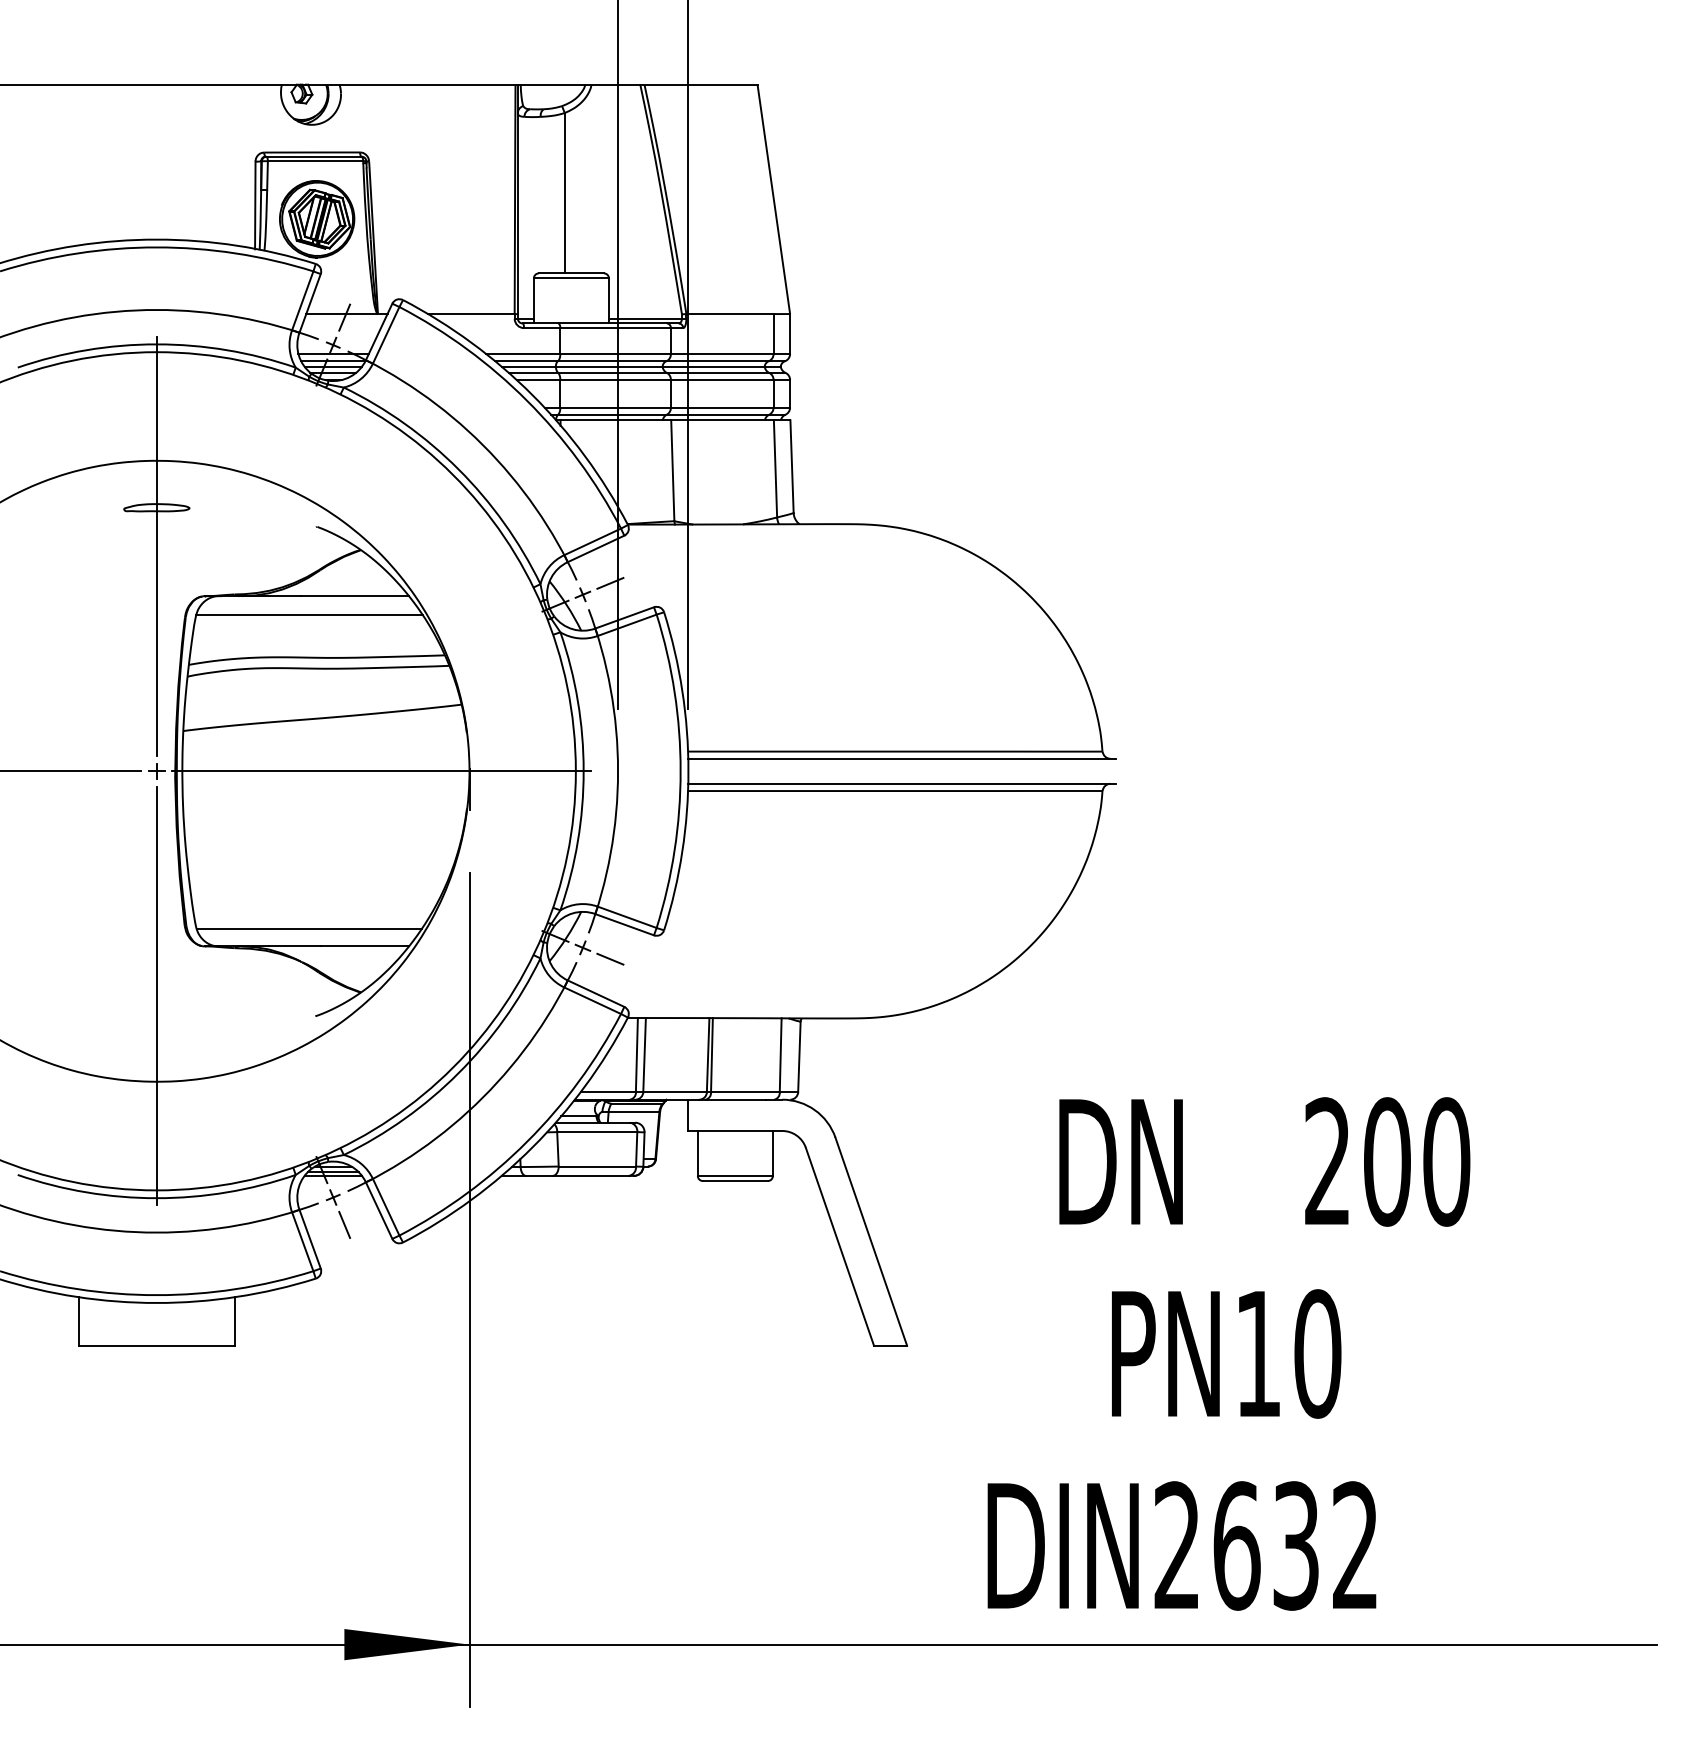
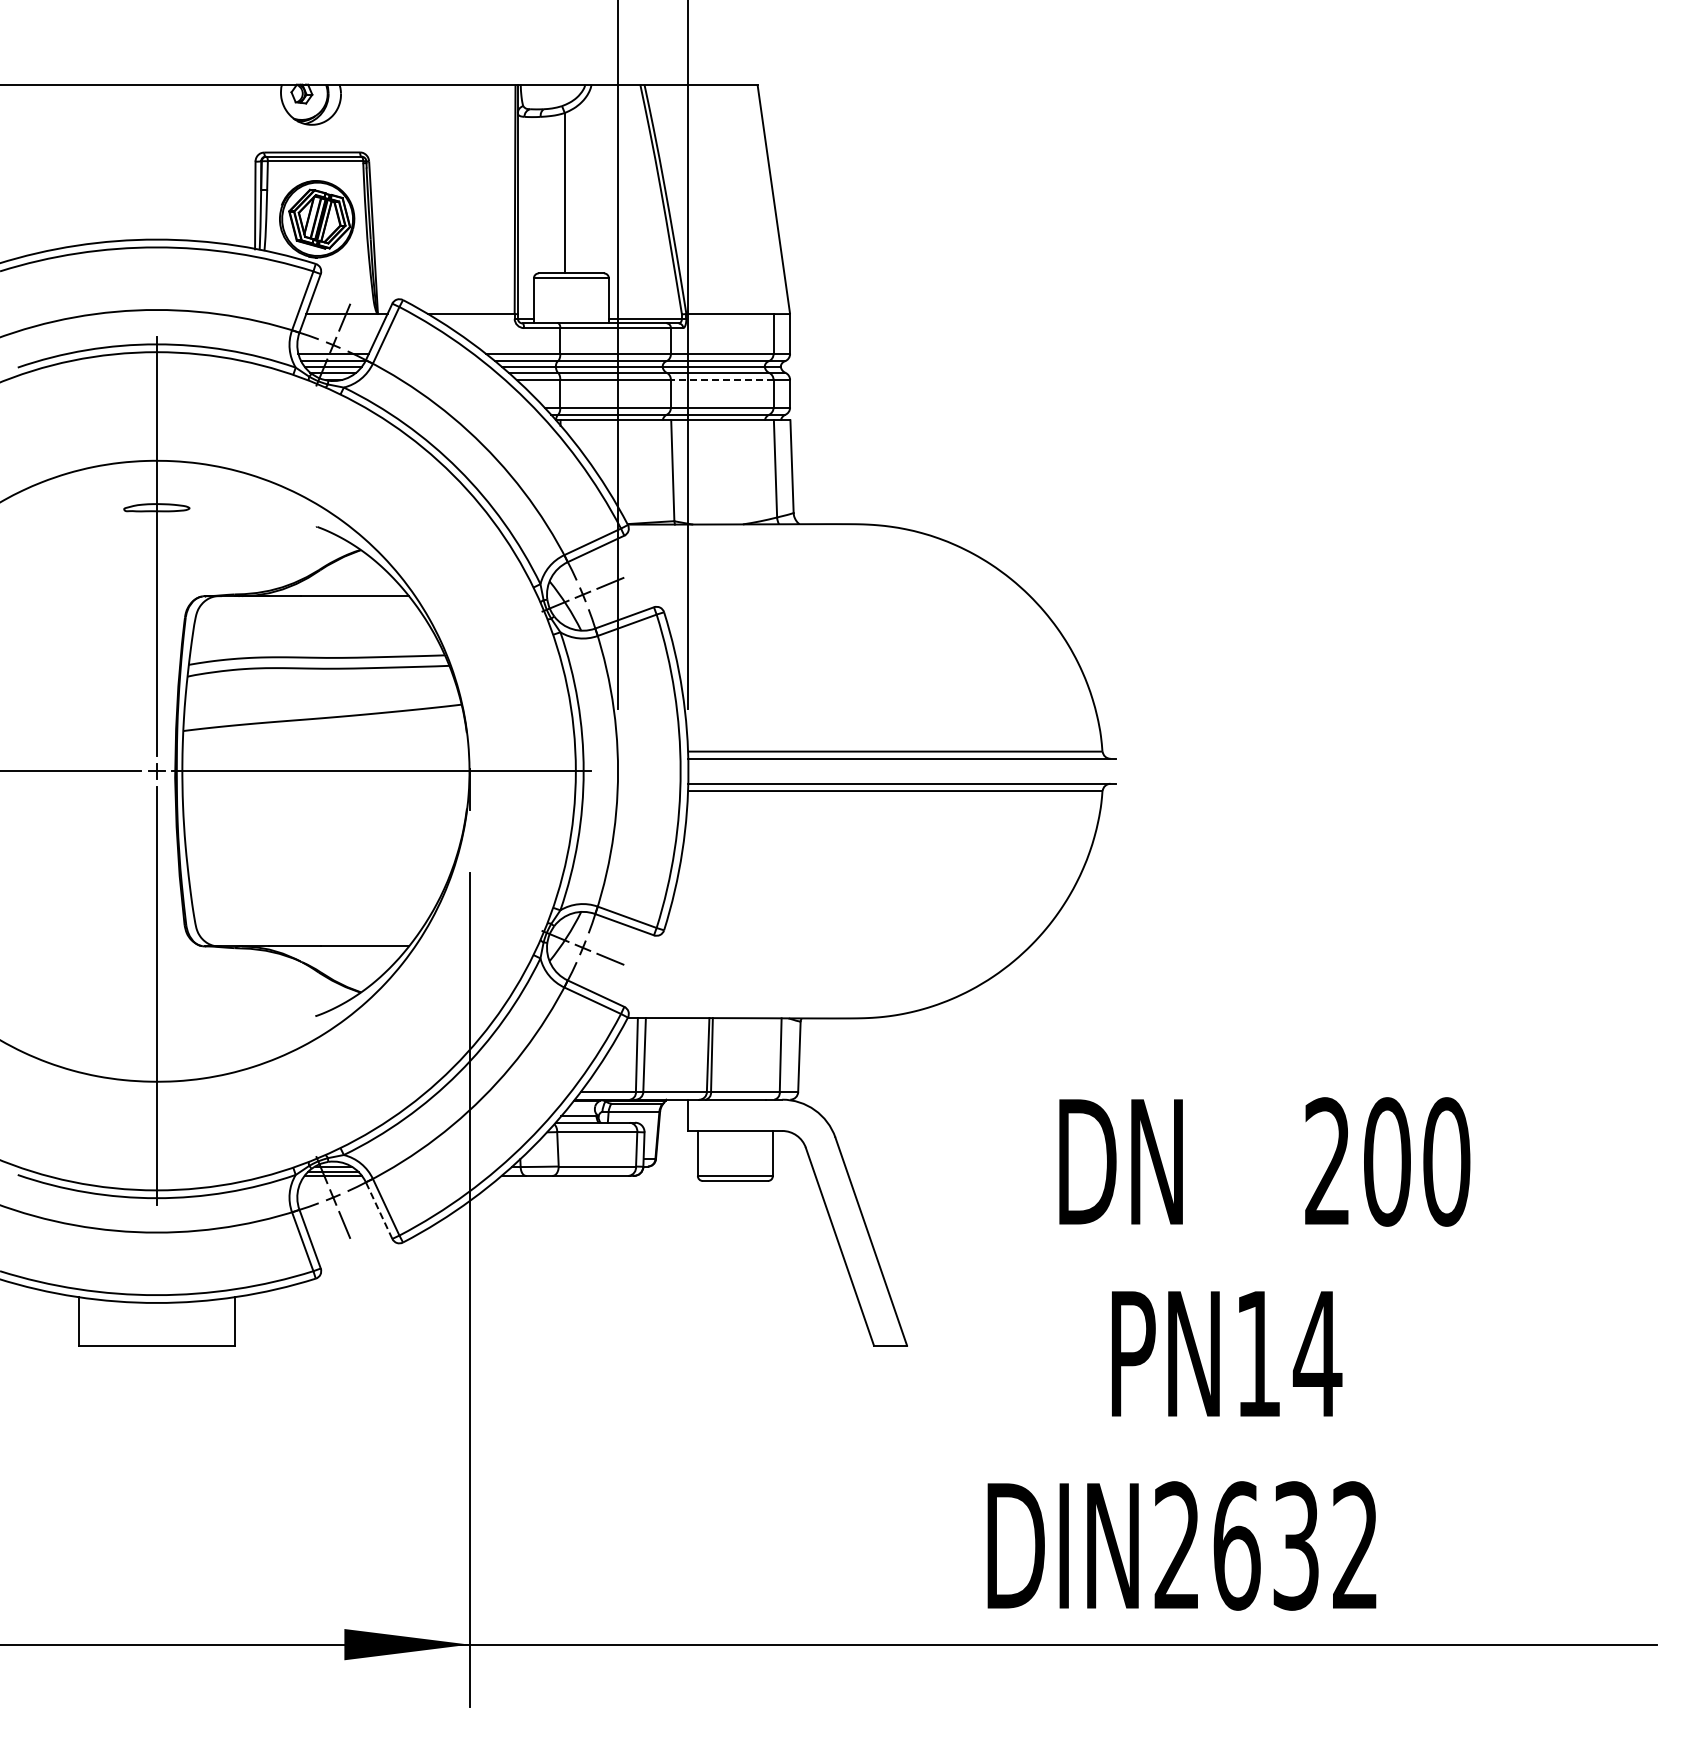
line: solid -> dashed (721, 380)
line: present -> none (309, 614)
line: present -> none (308, 929)
line: solid -> dashed (378, 1210)
text: PN10 -> PN14 (1317, 1353)
